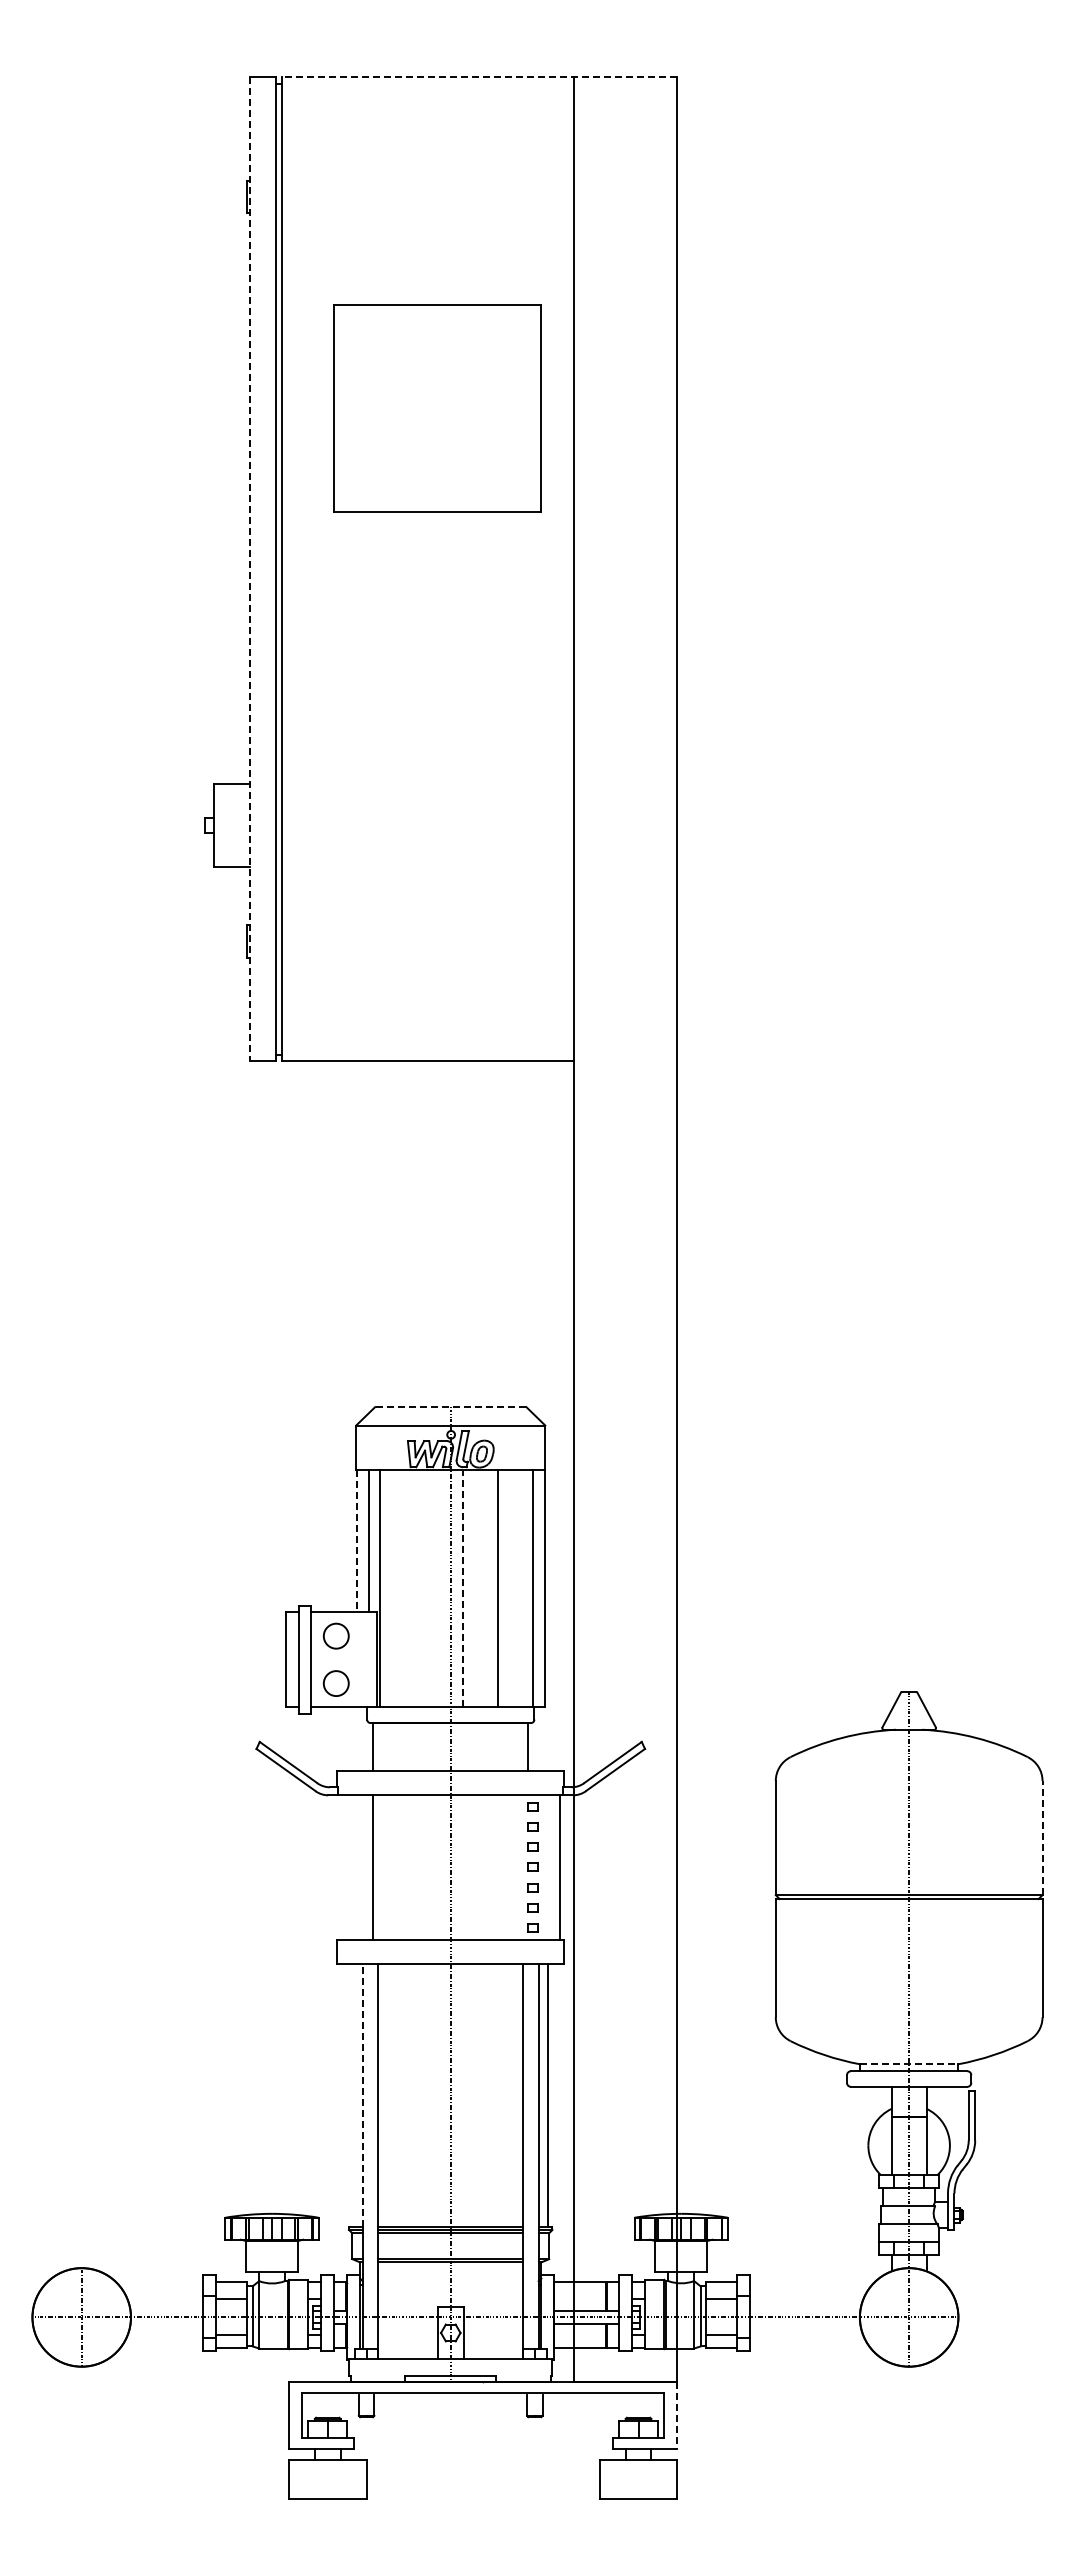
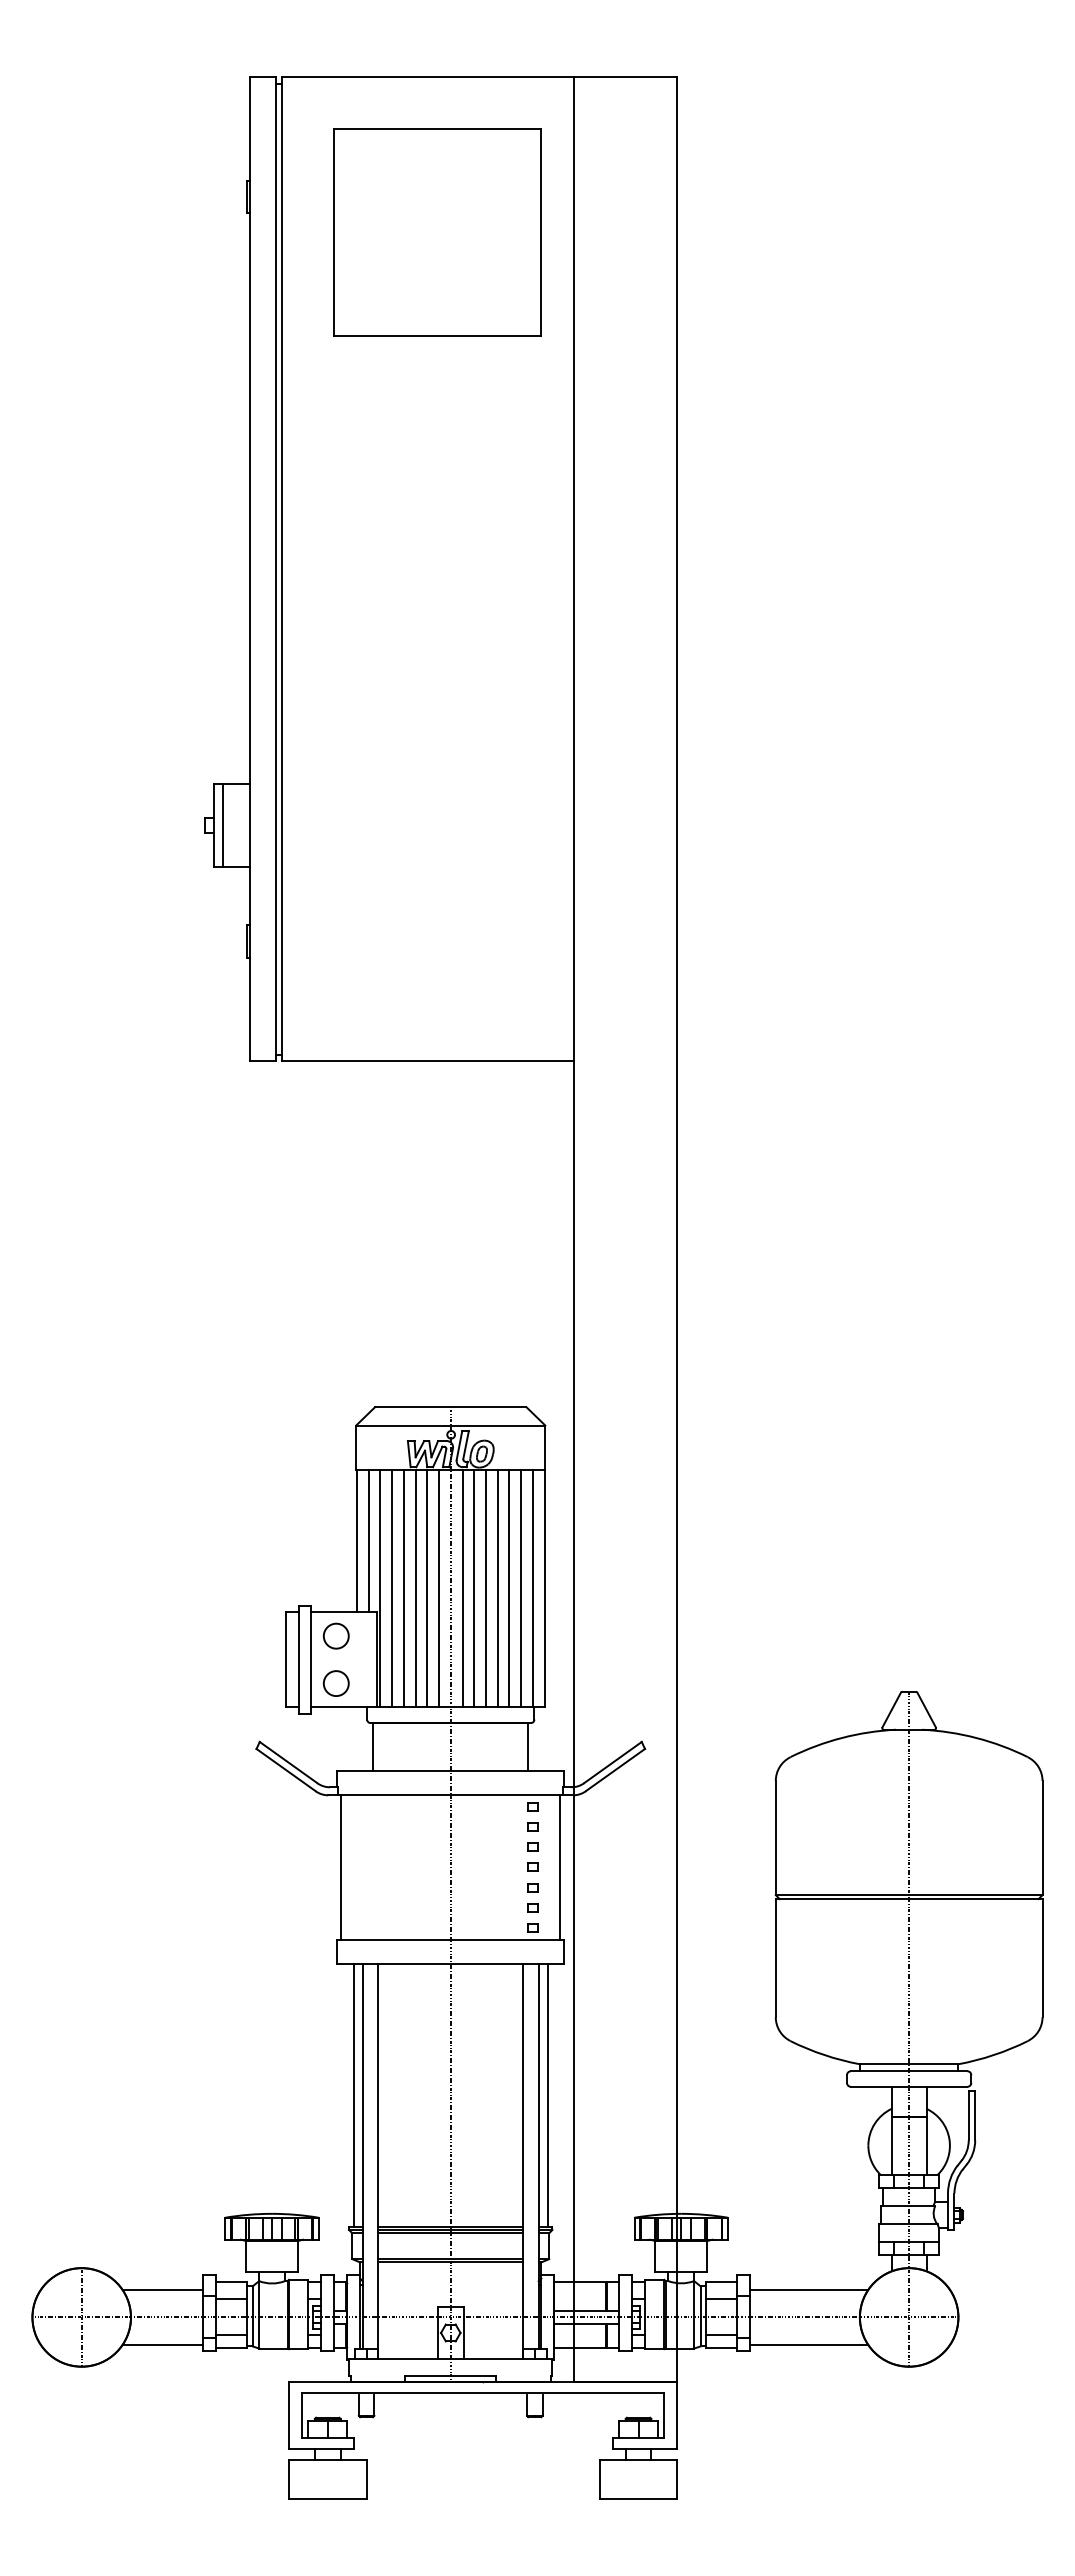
line: dashed -> solid (479, 77)
part position: (437, 408) -> (437, 232) (437, 232)
line: dashed -> solid (250, 569)
line: none -> present (222, 825)
line: dashed -> solid (450, 1407)
line: dashed -> solid (357, 1541)
line: none -> present (392, 1588)
line: none -> present (403, 1588)
line: none -> present (415, 1588)
line: none -> present (427, 1588)
line: none -> present (438, 1588)
line: dashed -> solid (462, 1588)
line: none -> present (474, 1588)
line: none -> present (485, 1588)
line: none -> present (509, 1588)
line: none -> present (521, 1588)
line: dashed -> solid (1042, 1837)
line position: (373, 1867) -> (341, 1867) (341, 1867)
line: dashed -> solid (909, 2064)
line: none -> present (353, 2094)
line: dashed -> solid (362, 2095)
line: none -> present (162, 2289)
line: none -> present (808, 2289)
line: none -> present (162, 2344)
line: none -> present (808, 2344)
line: dashed -> solid (677, 2415)
